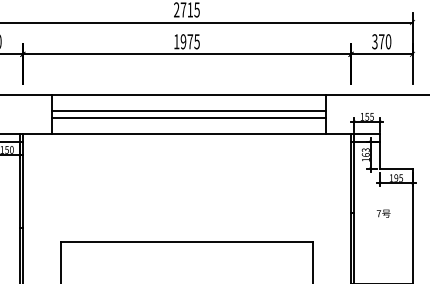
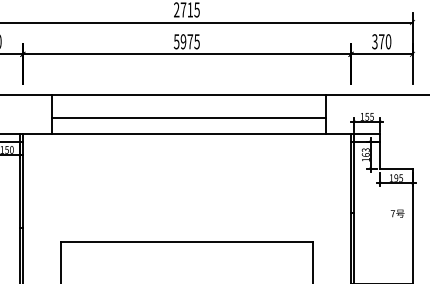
text: 1975 -> 5975 (176, 41)
line: present -> none (188, 111)
text position: (383, 213) -> (397, 213) (397, 213)
